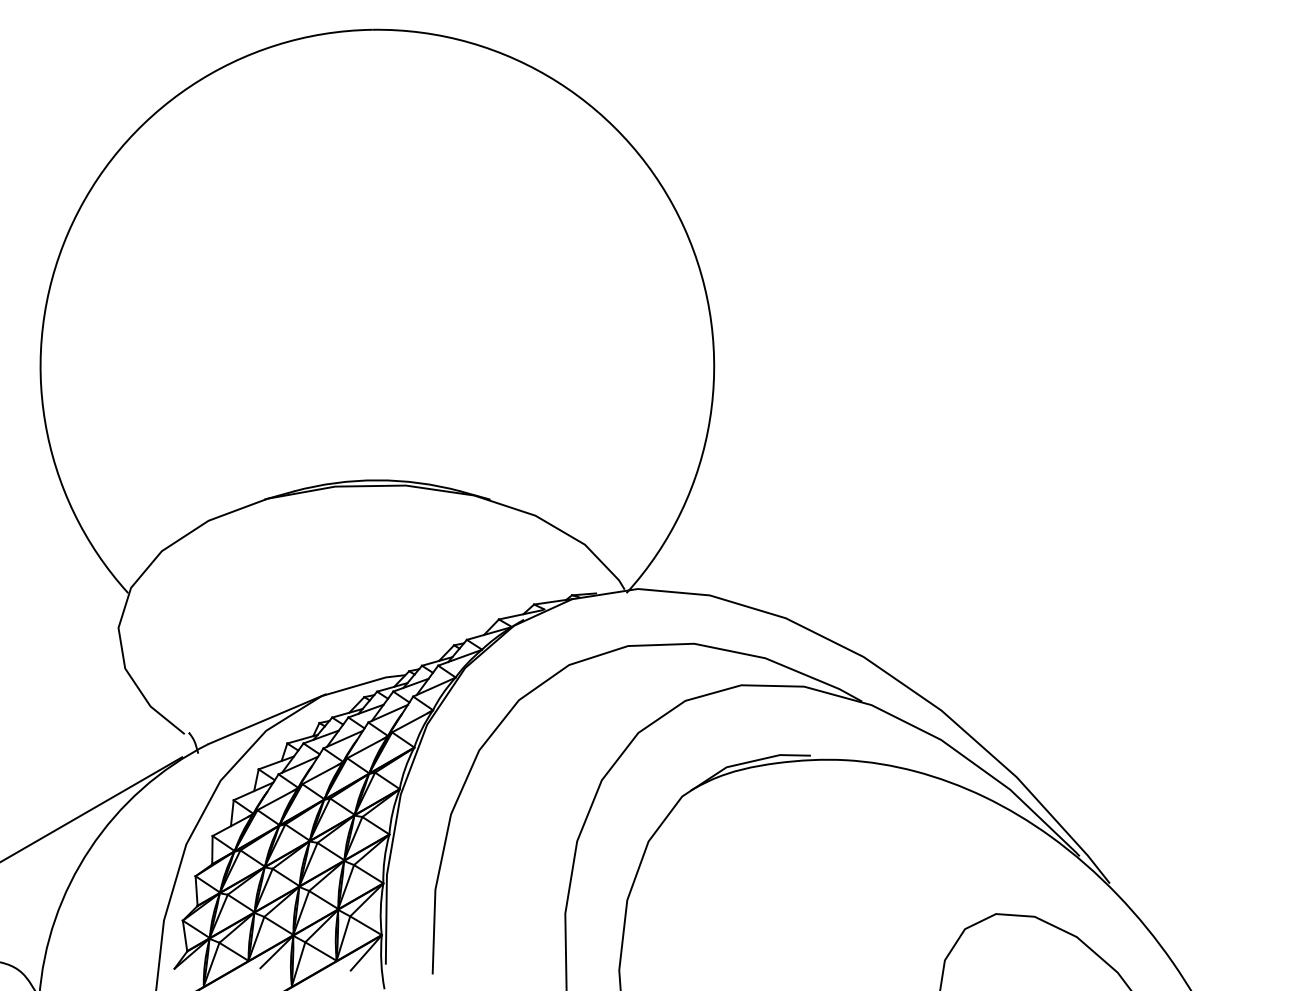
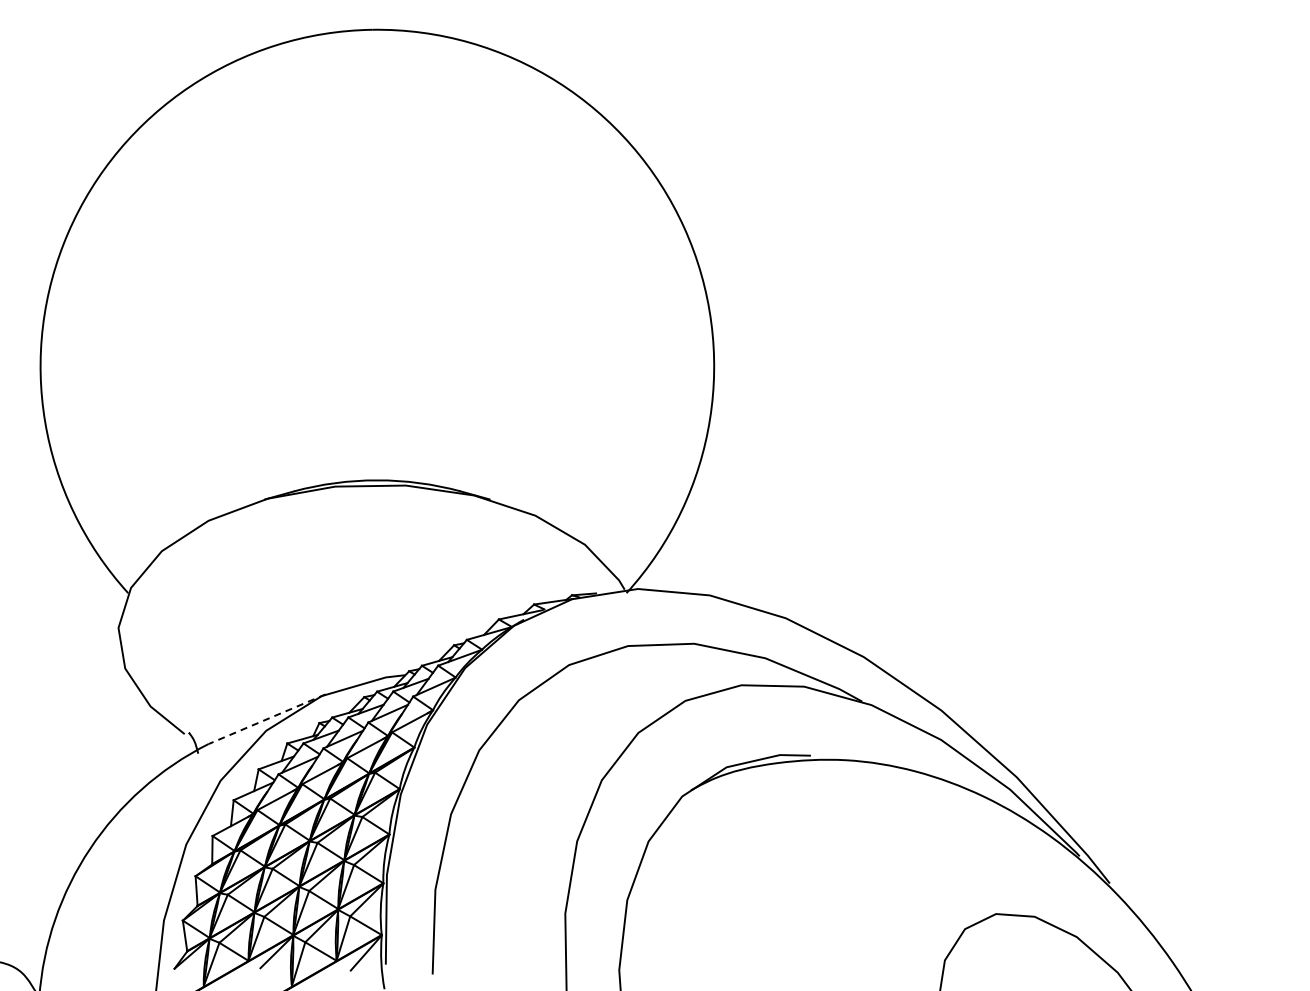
line: solid -> dashed (267, 719)
line: present -> none (92, 808)
